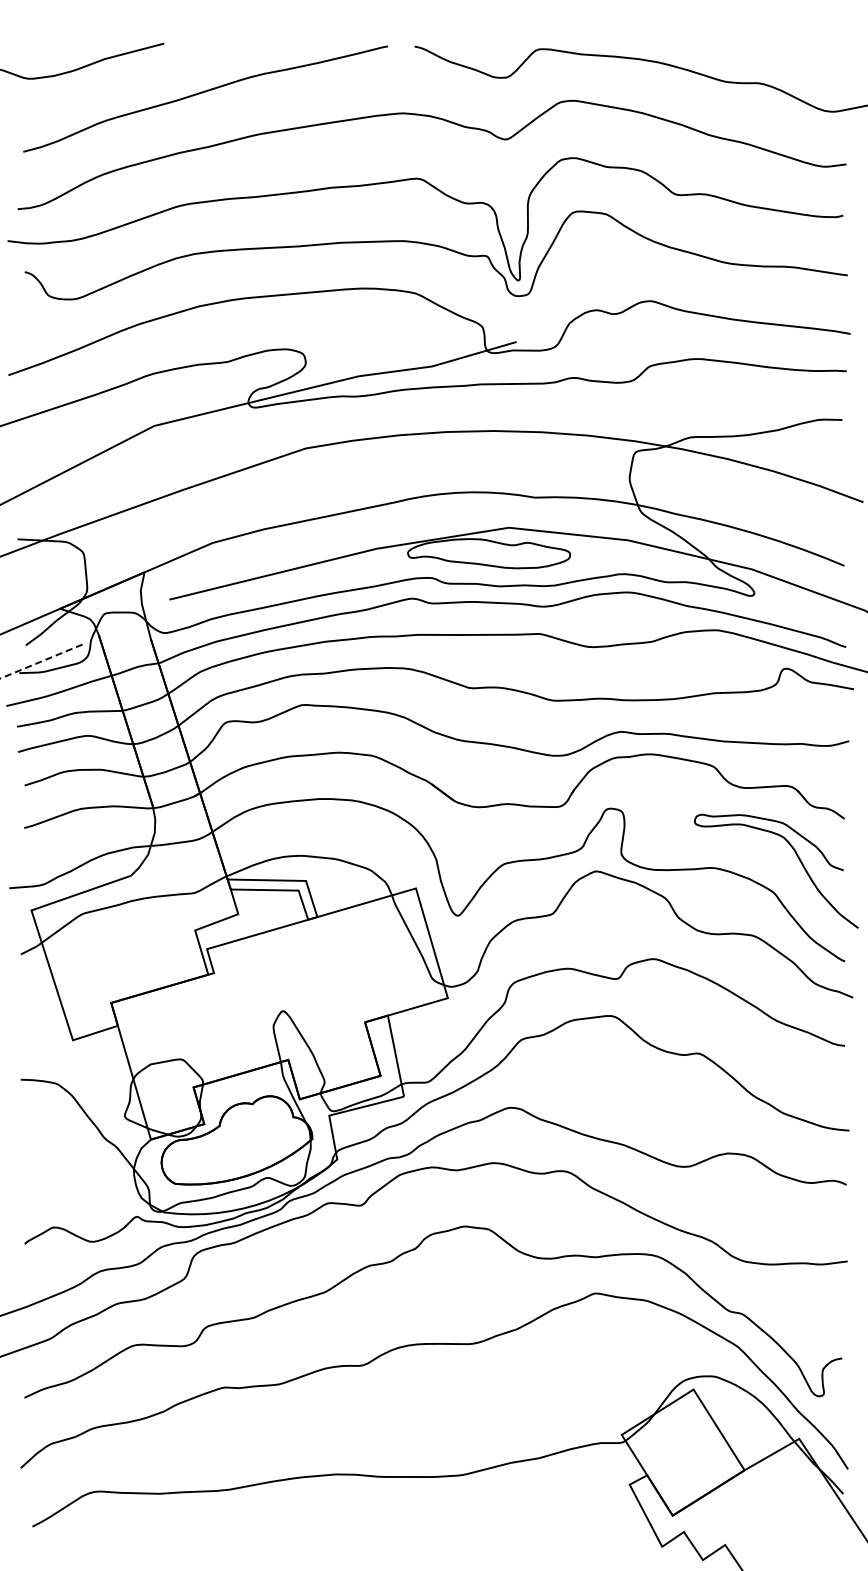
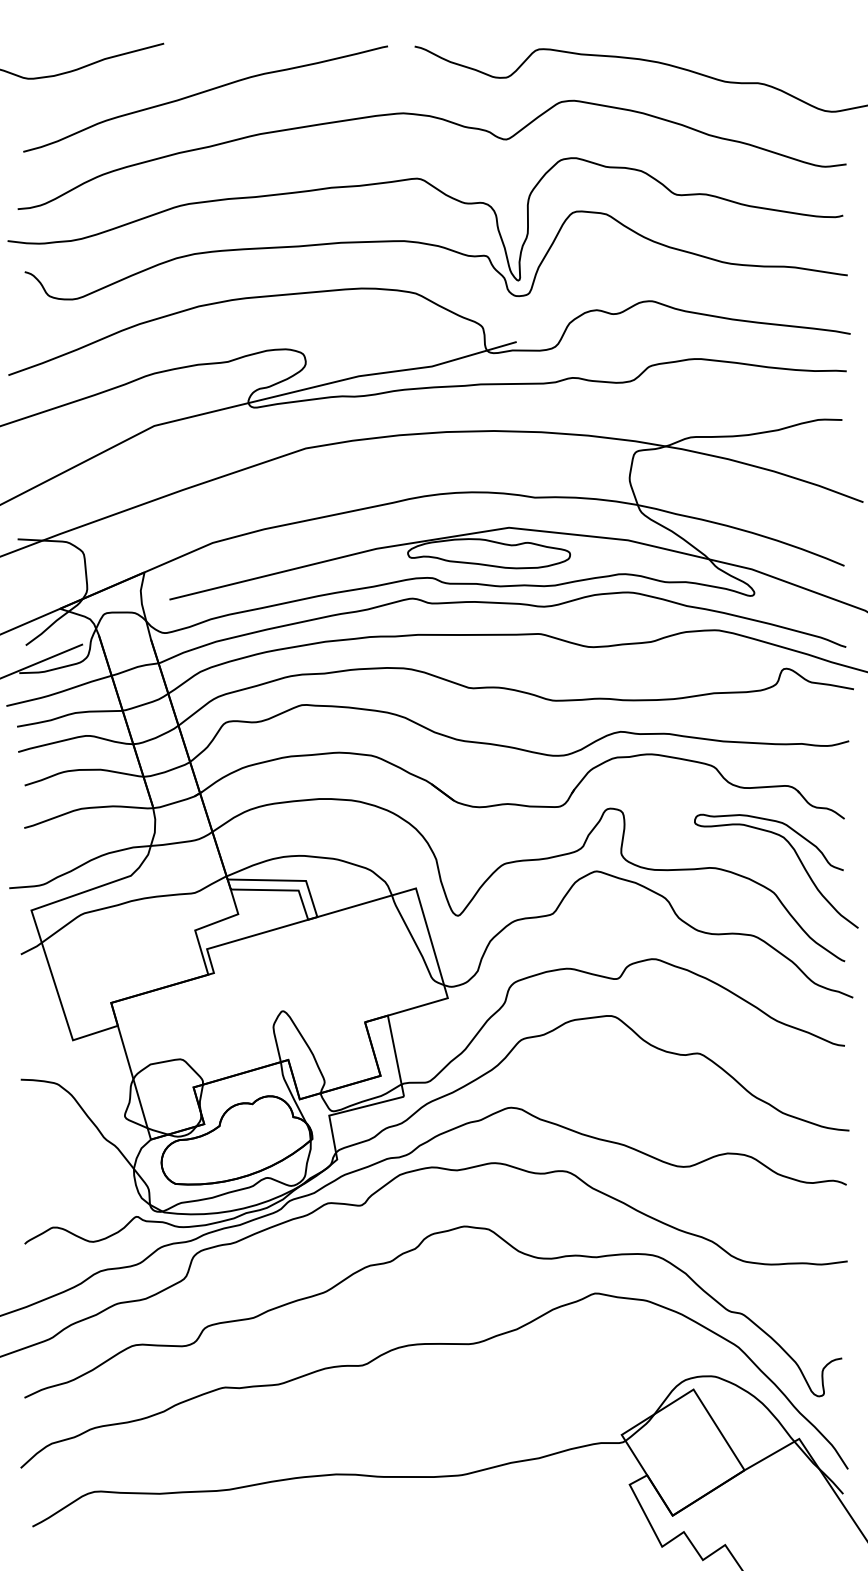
line: dashed -> solid (42, 661)
